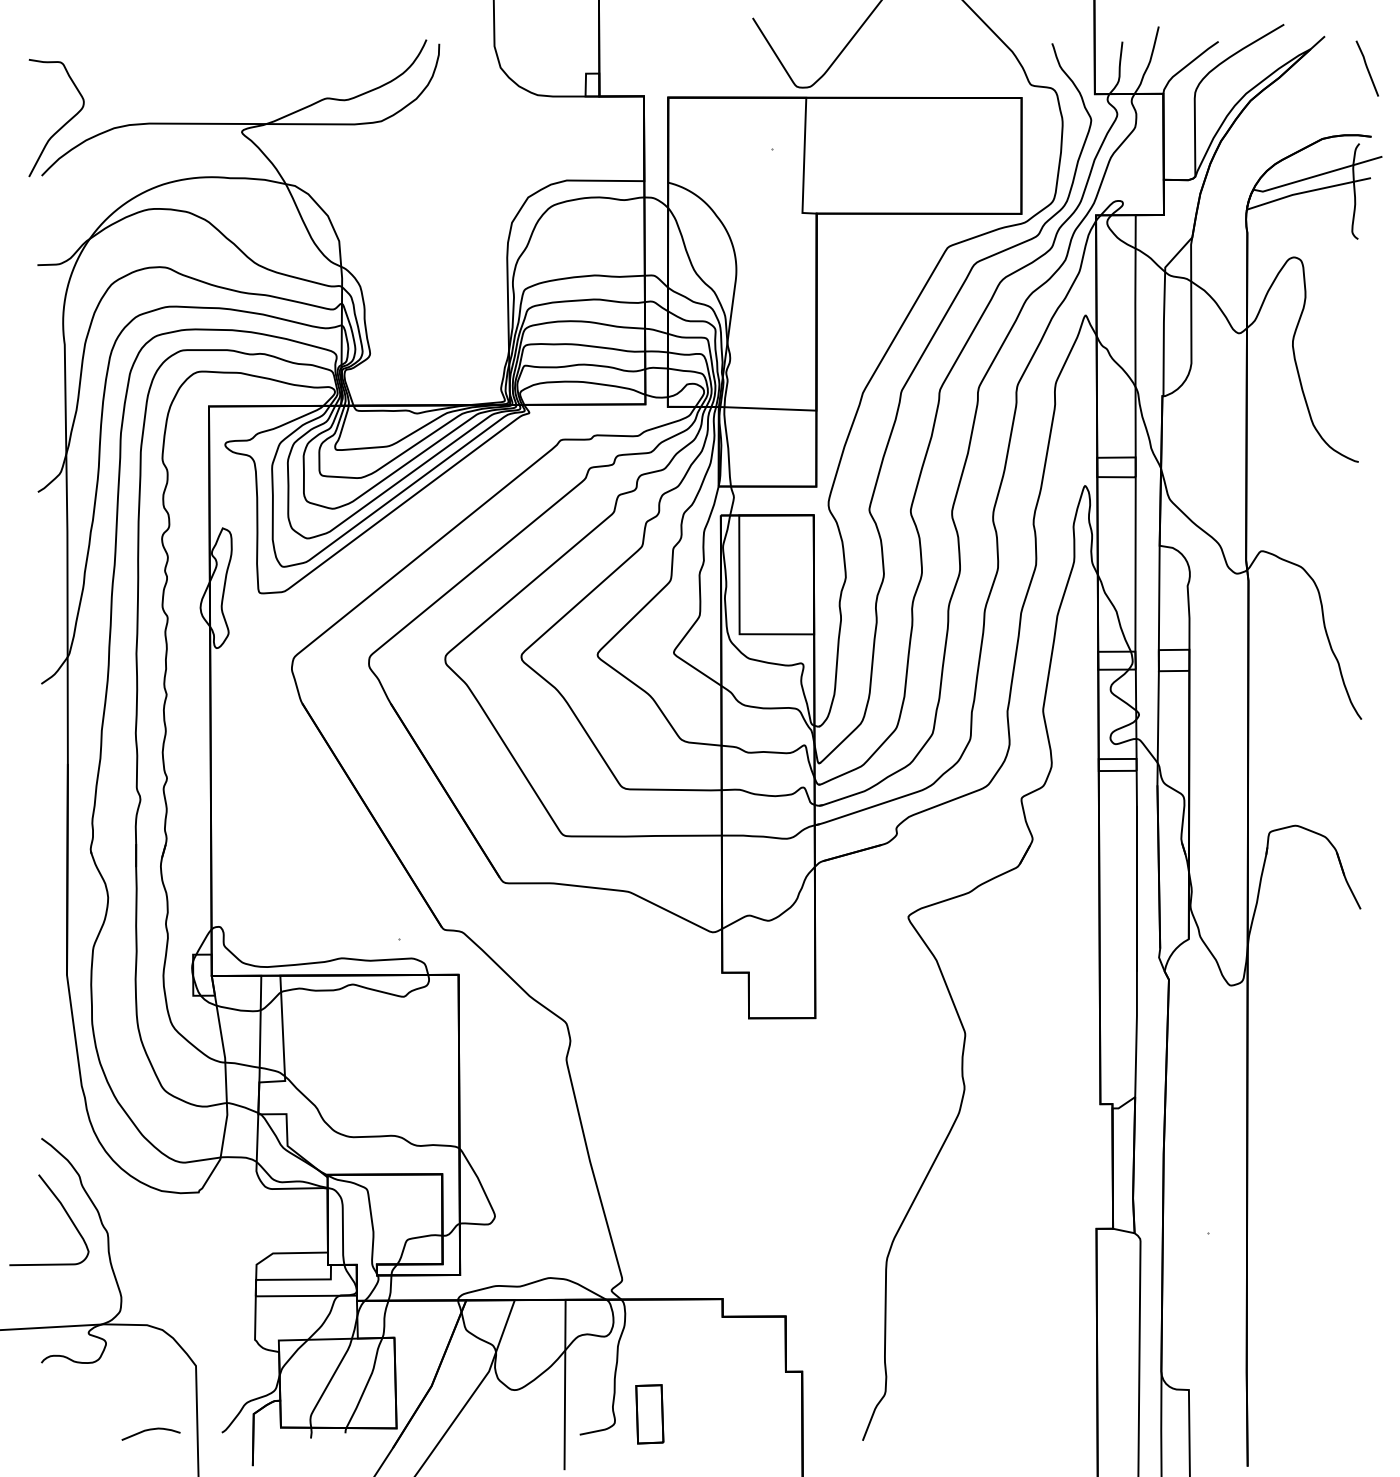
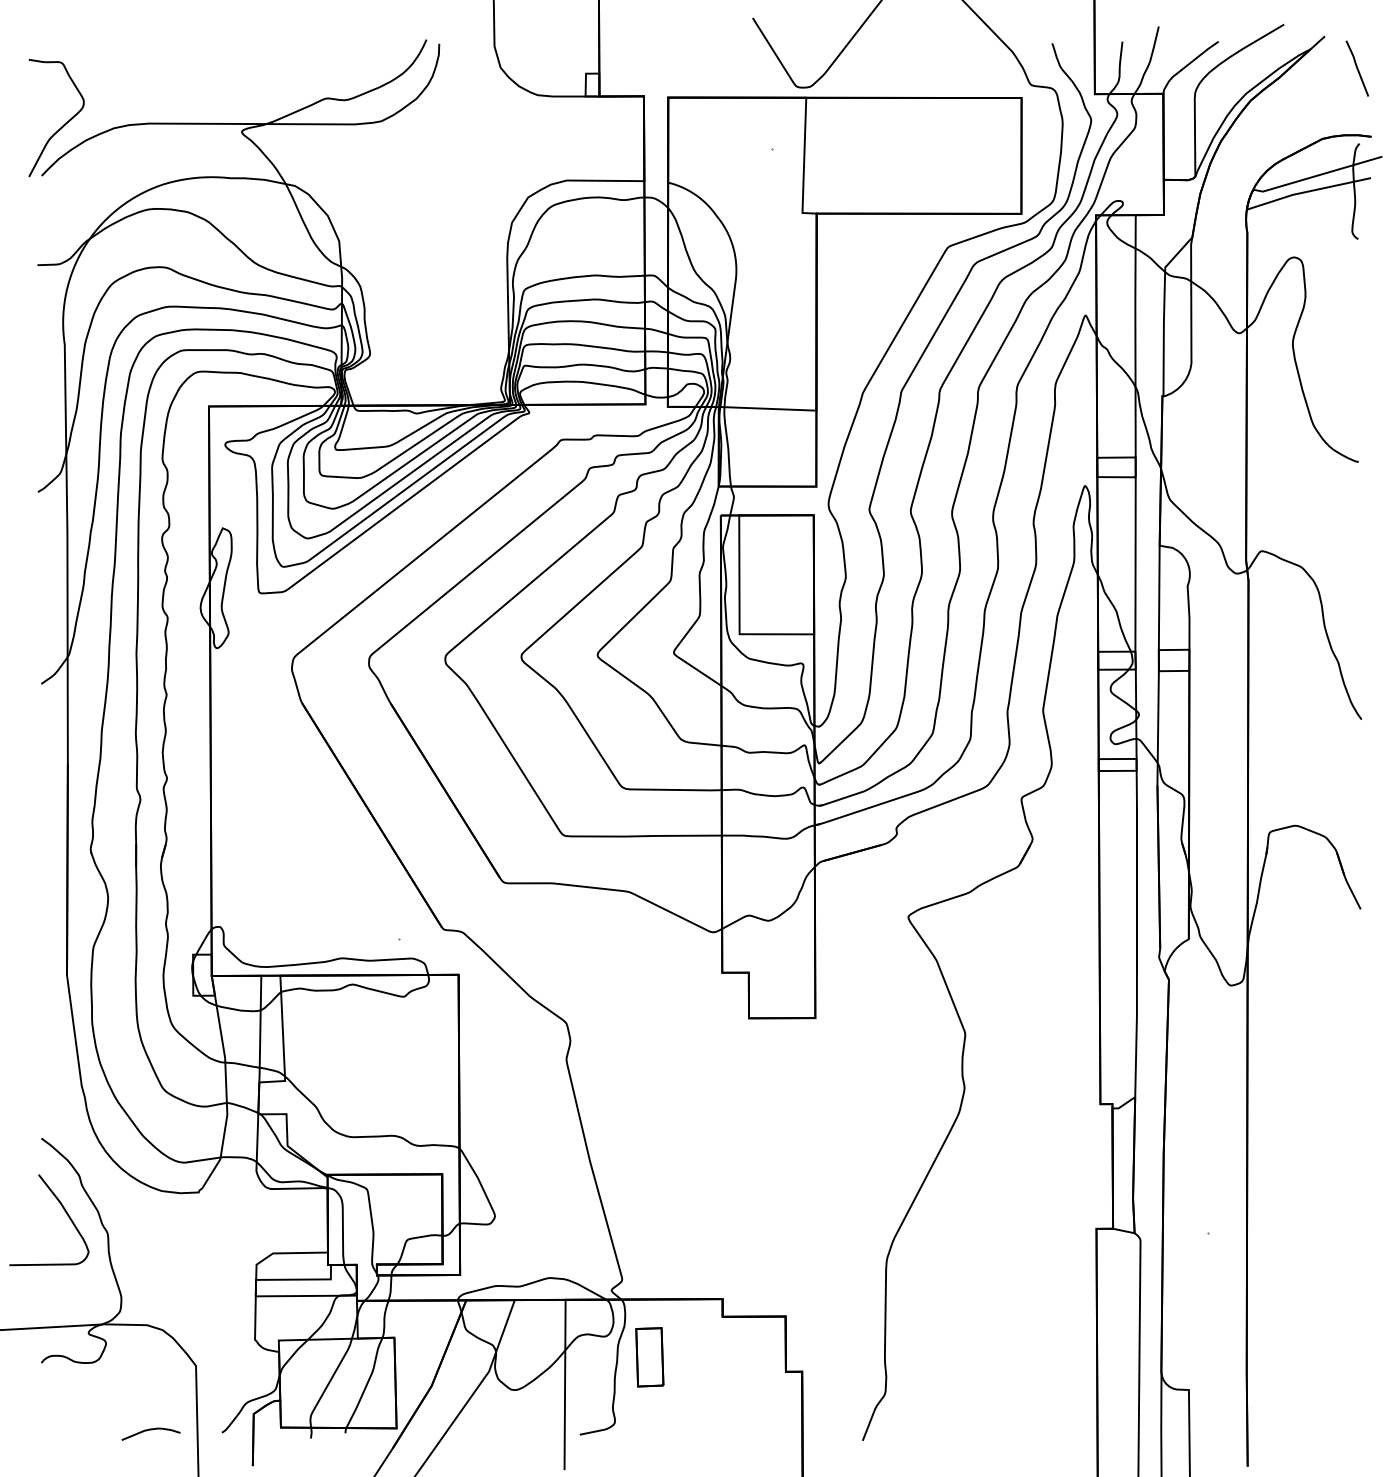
line position: (1366, 68) -> (1356, 68) (1356, 68)
part position: (649, 1414) -> (649, 1357) (649, 1357)
